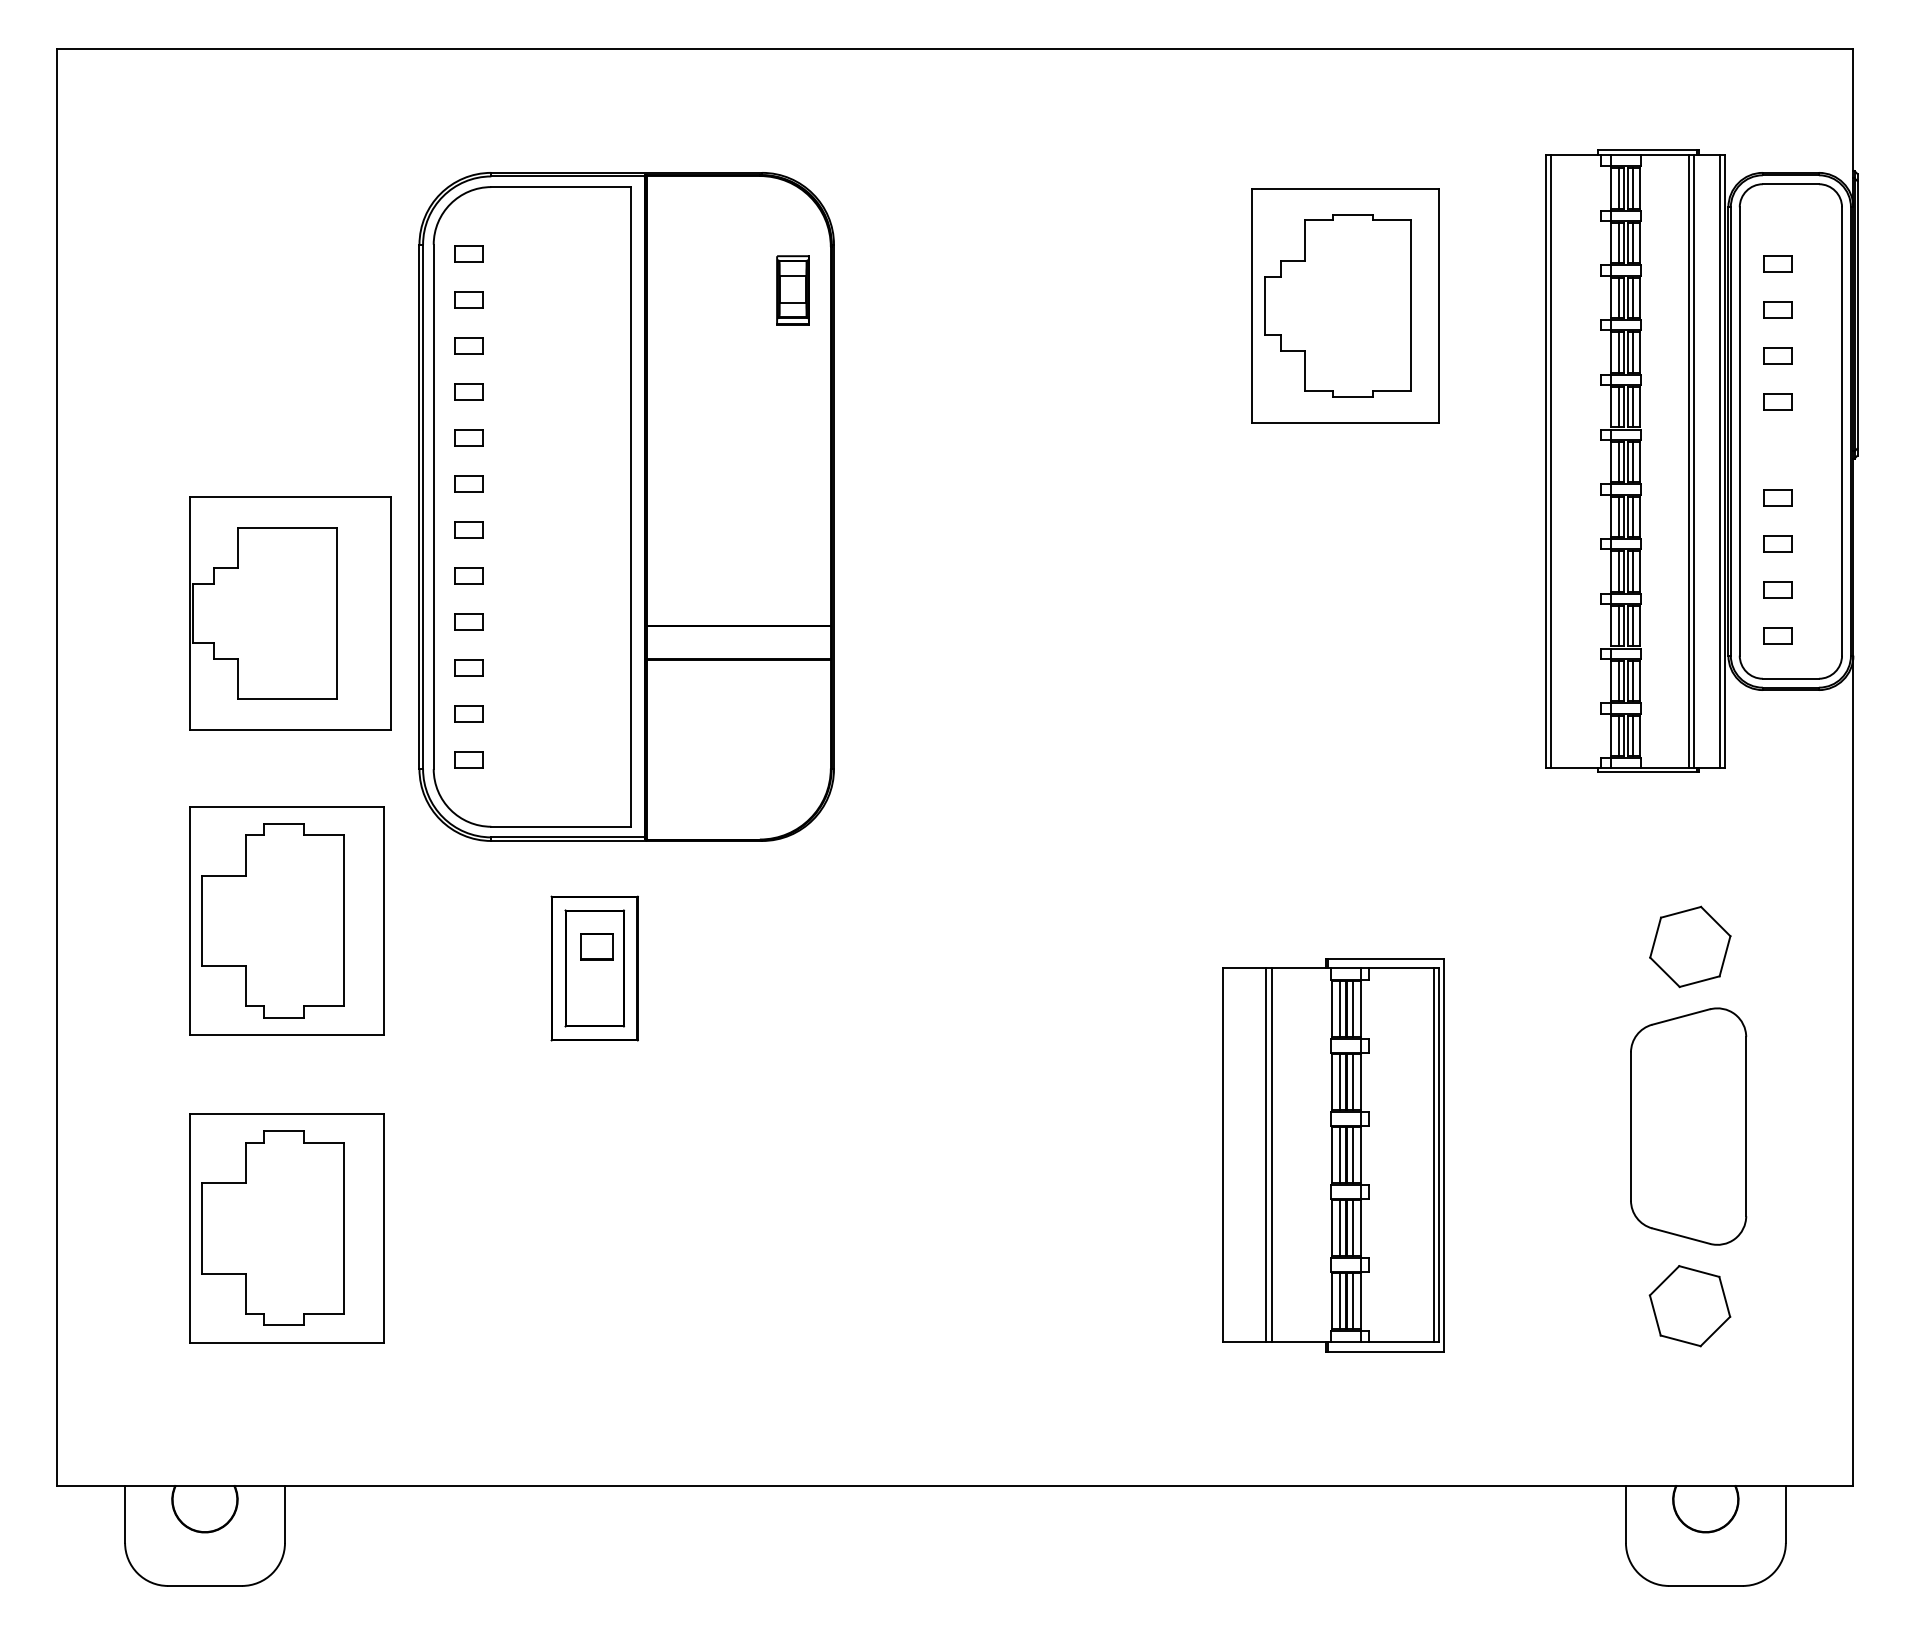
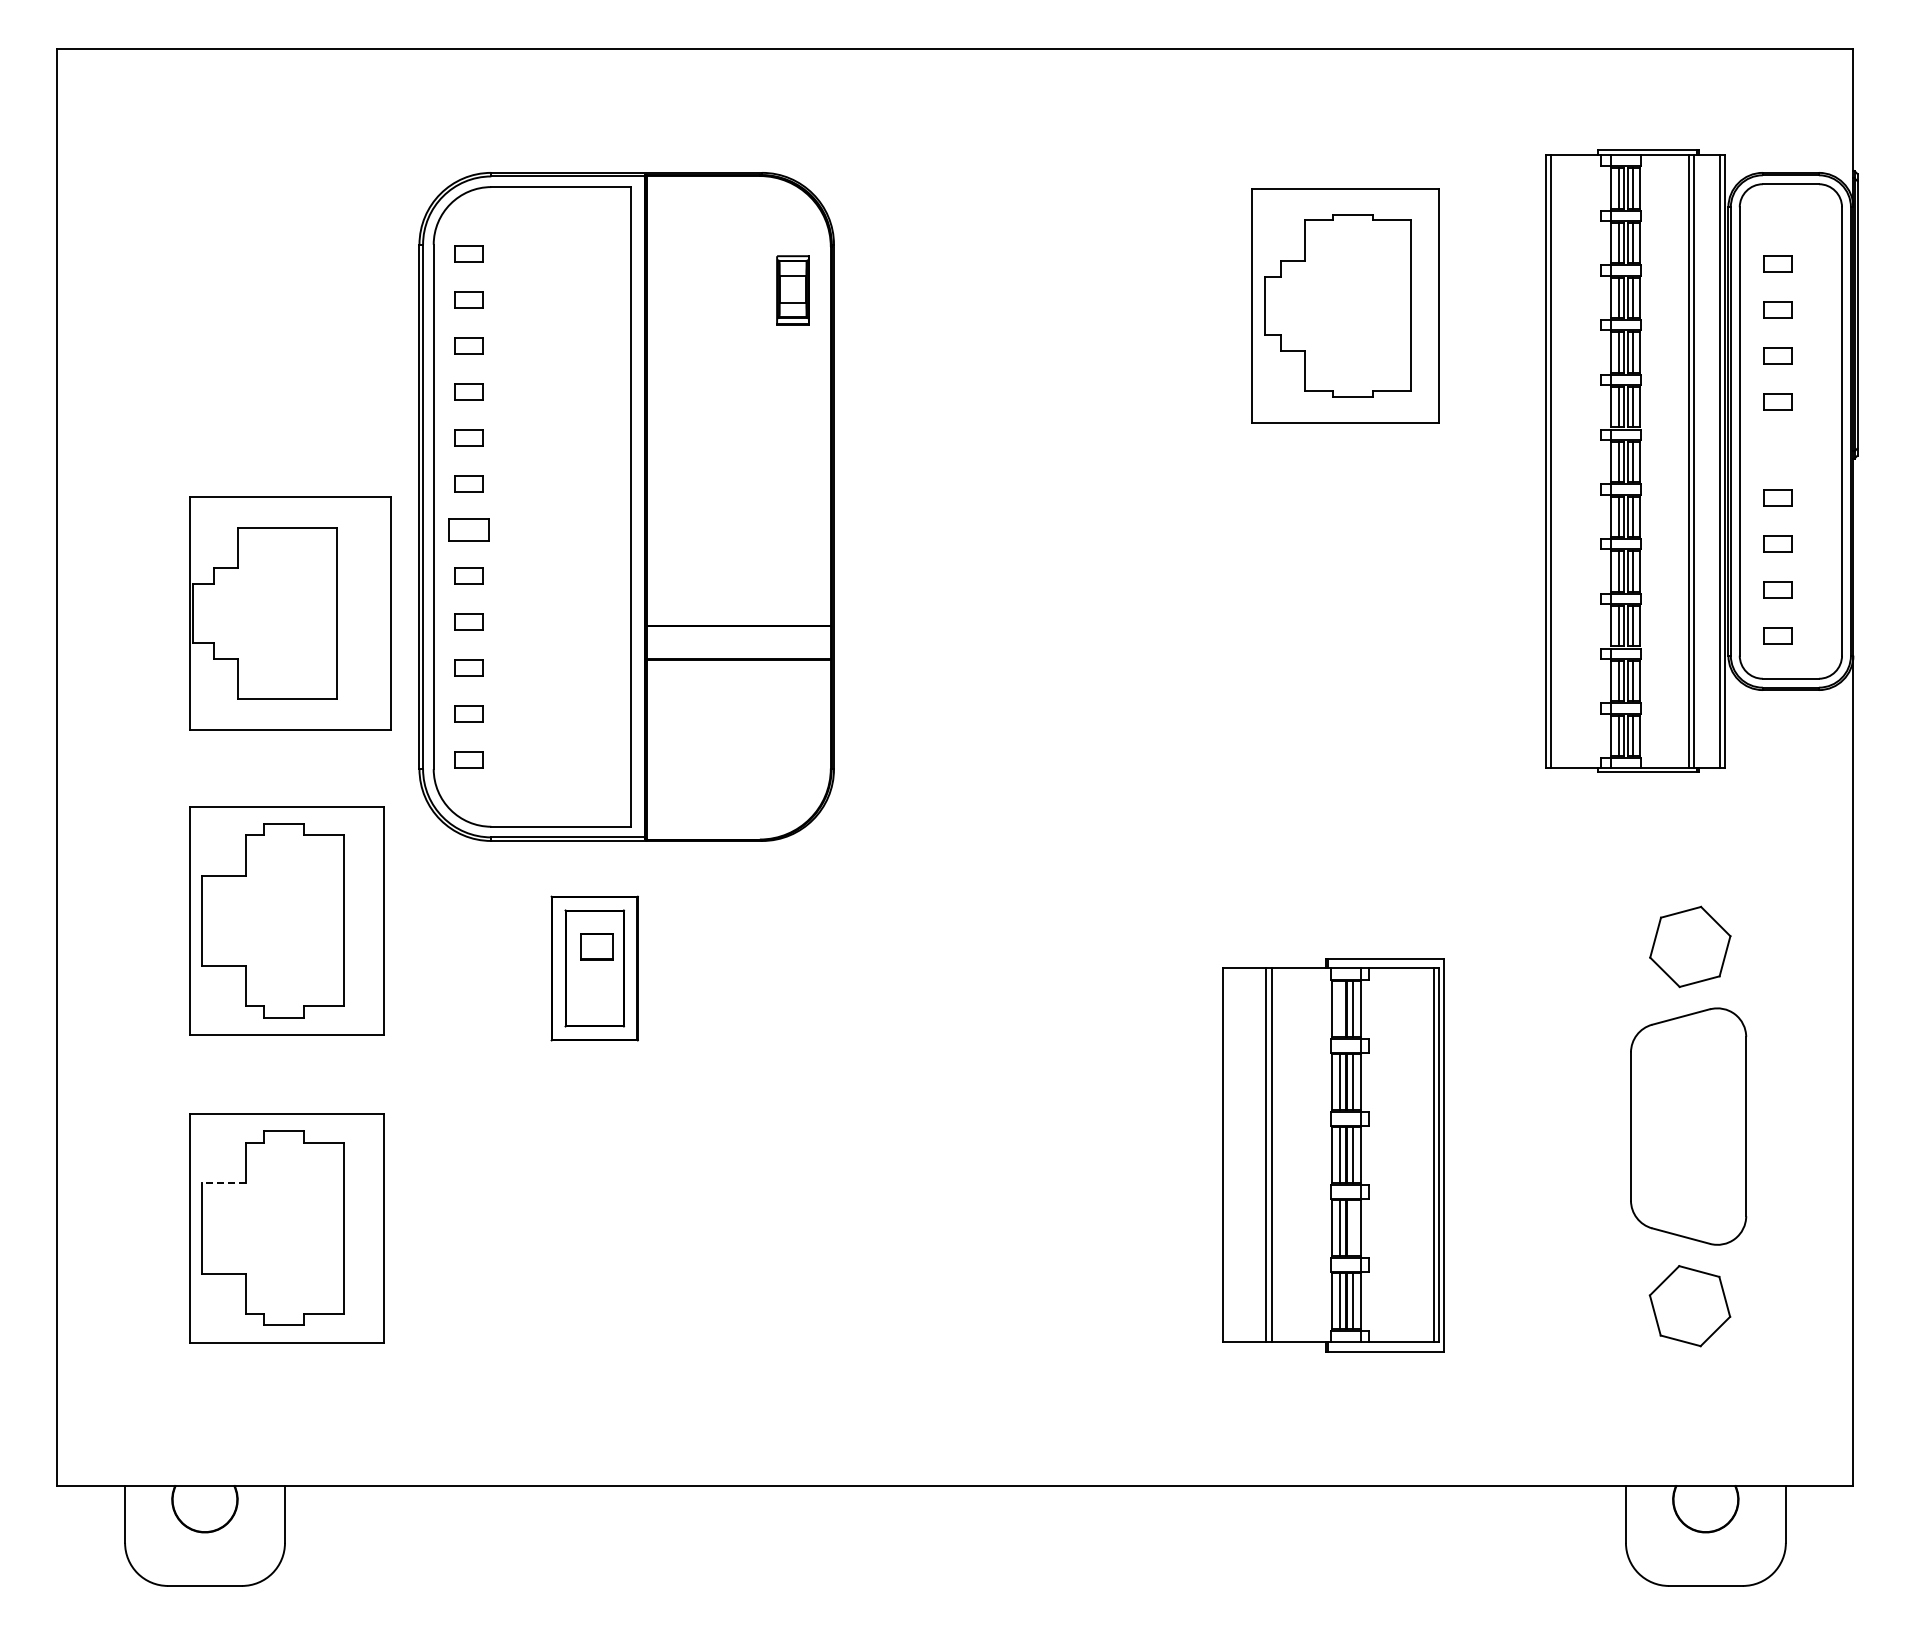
part size: 30x18 px -> 42x24 px (468, 529)
line: present -> none (1340, 1009)
line: solid -> dashed (223, 1183)
line: present -> none (1352, 1228)
